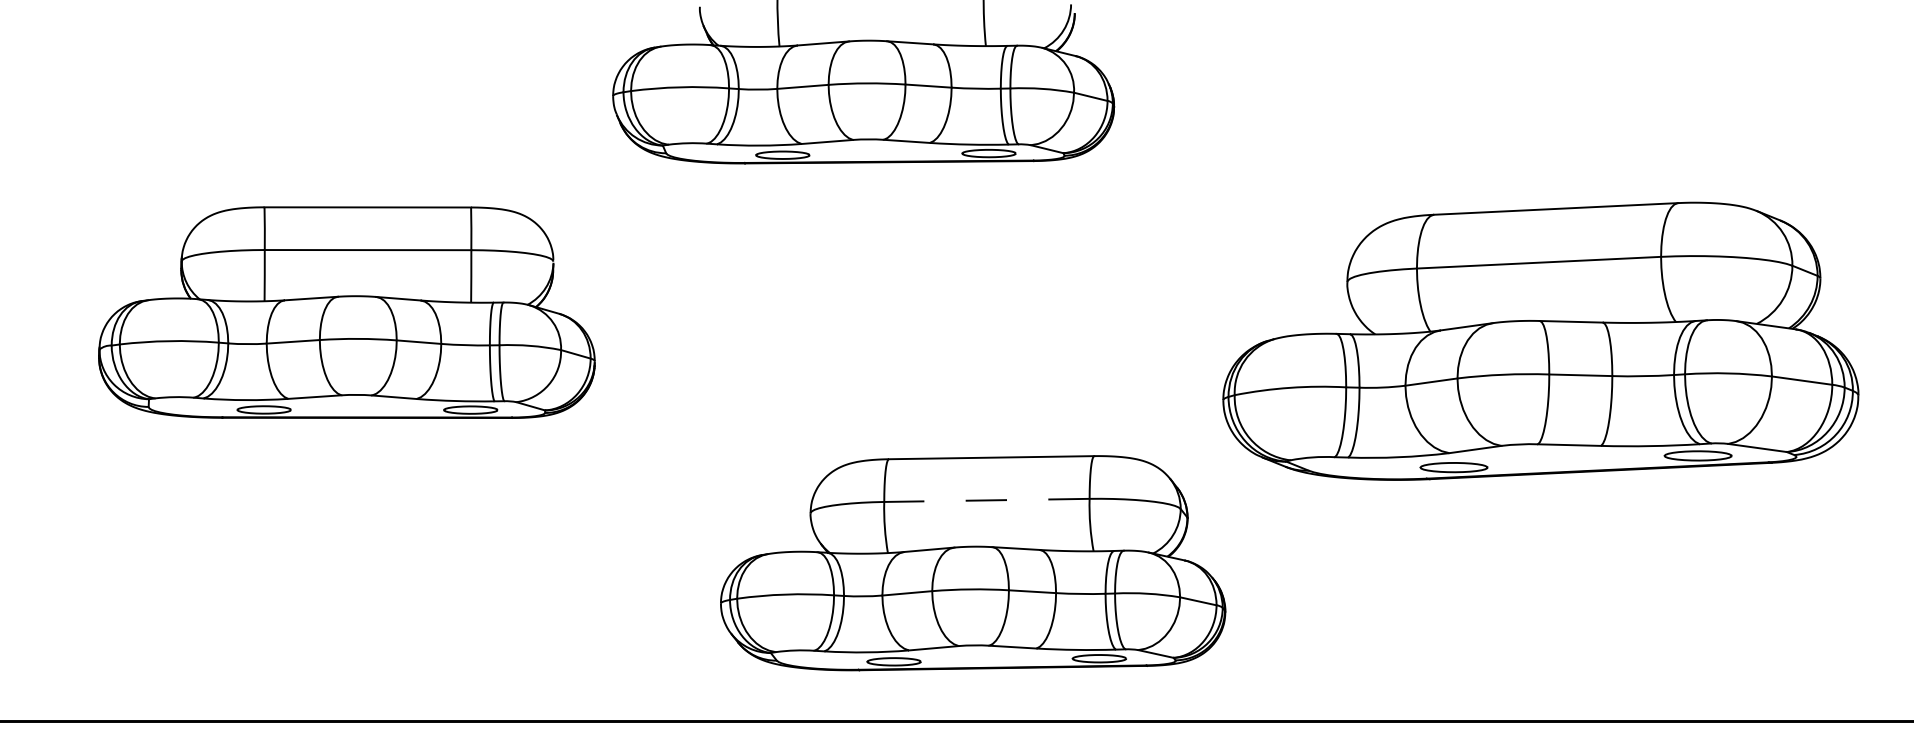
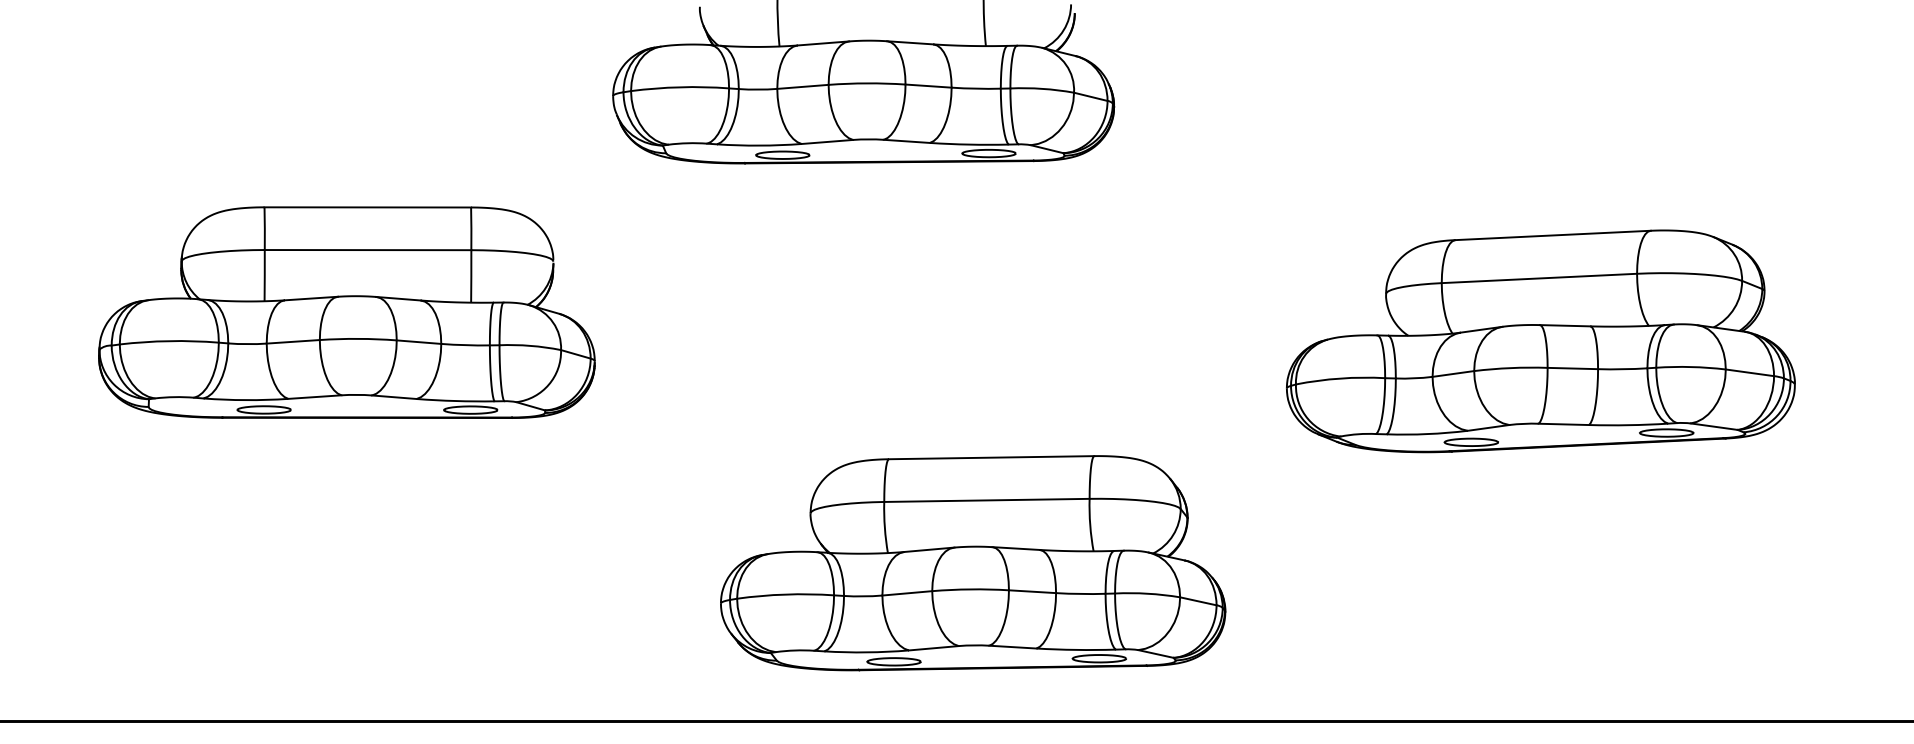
part size: 638x280 px -> 510x225 px (1540, 341)
line: dashed -> solid (986, 500)
